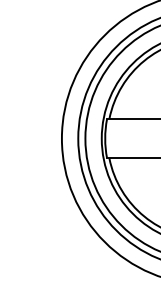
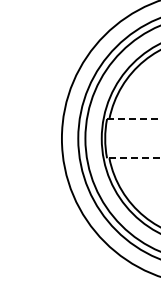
line: solid -> dashed (133, 119)
line: solid -> dashed (133, 158)
